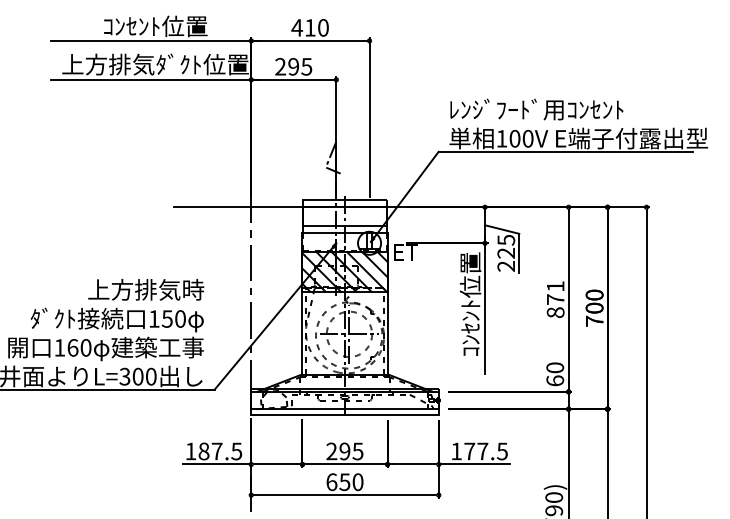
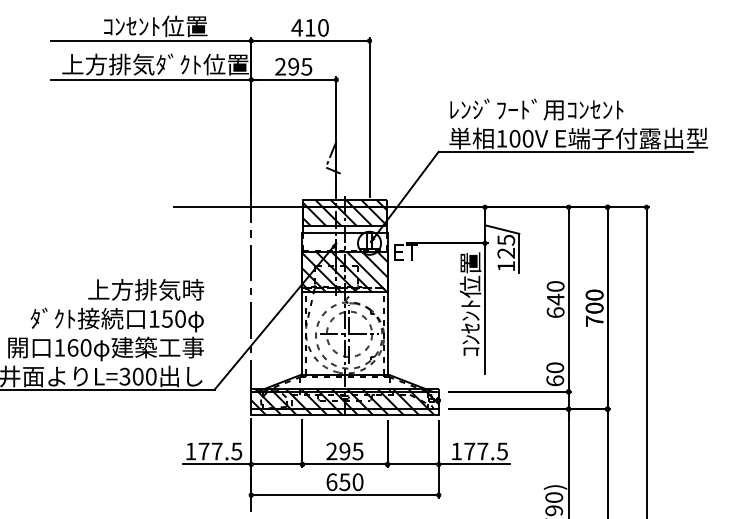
hatch: none -> present (345, 213)
text: 225 -> 125 (505, 266)
text: 871 -> 640 (555, 299)
hatch: none -> present (344, 401)
text: 187.5 -> 177.5 (203, 451)
